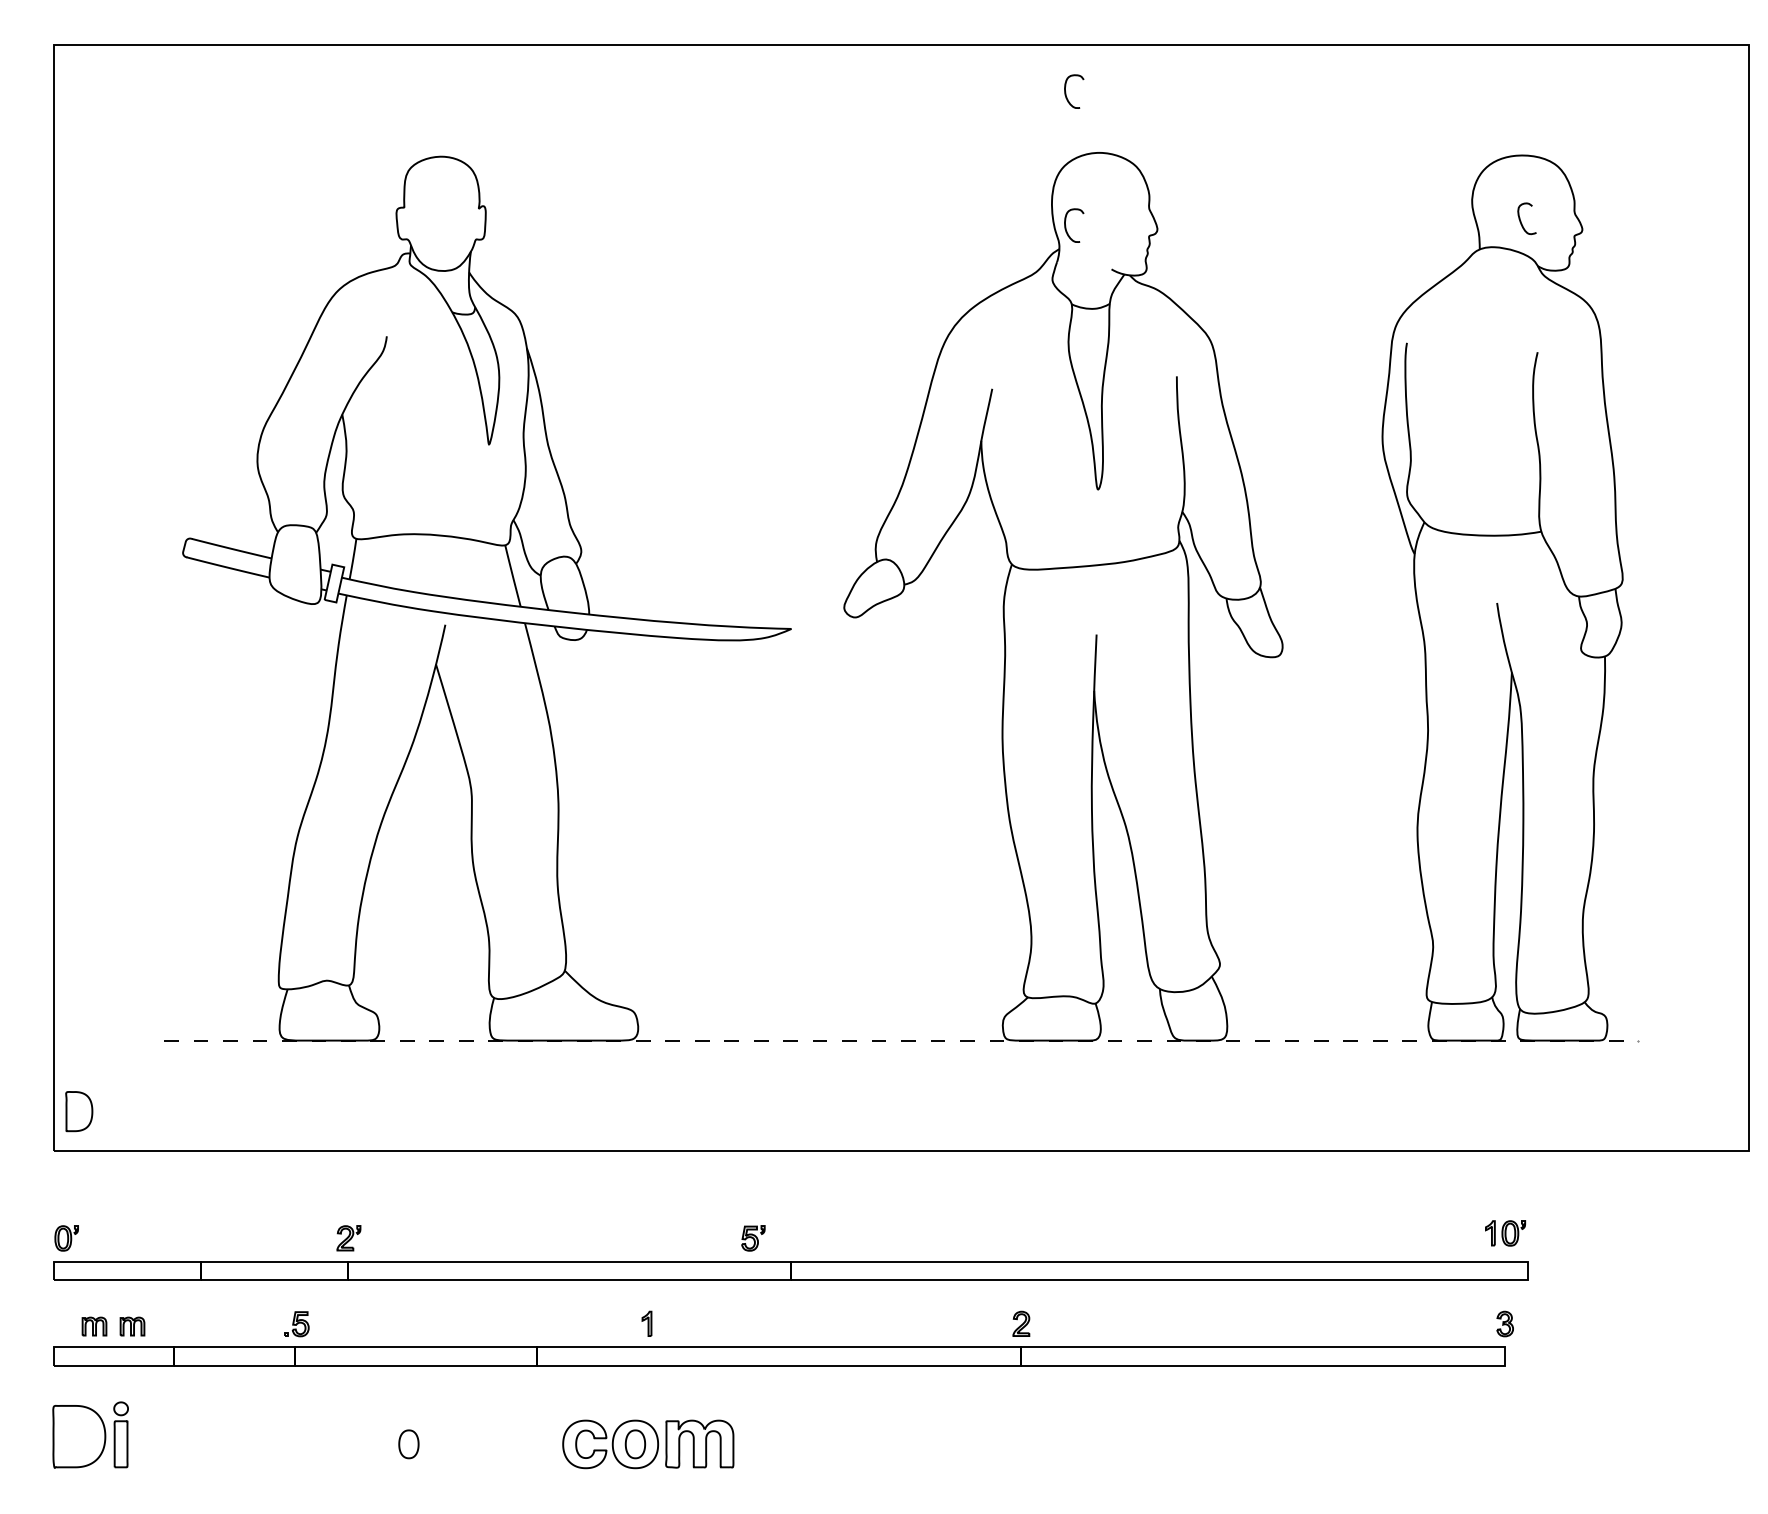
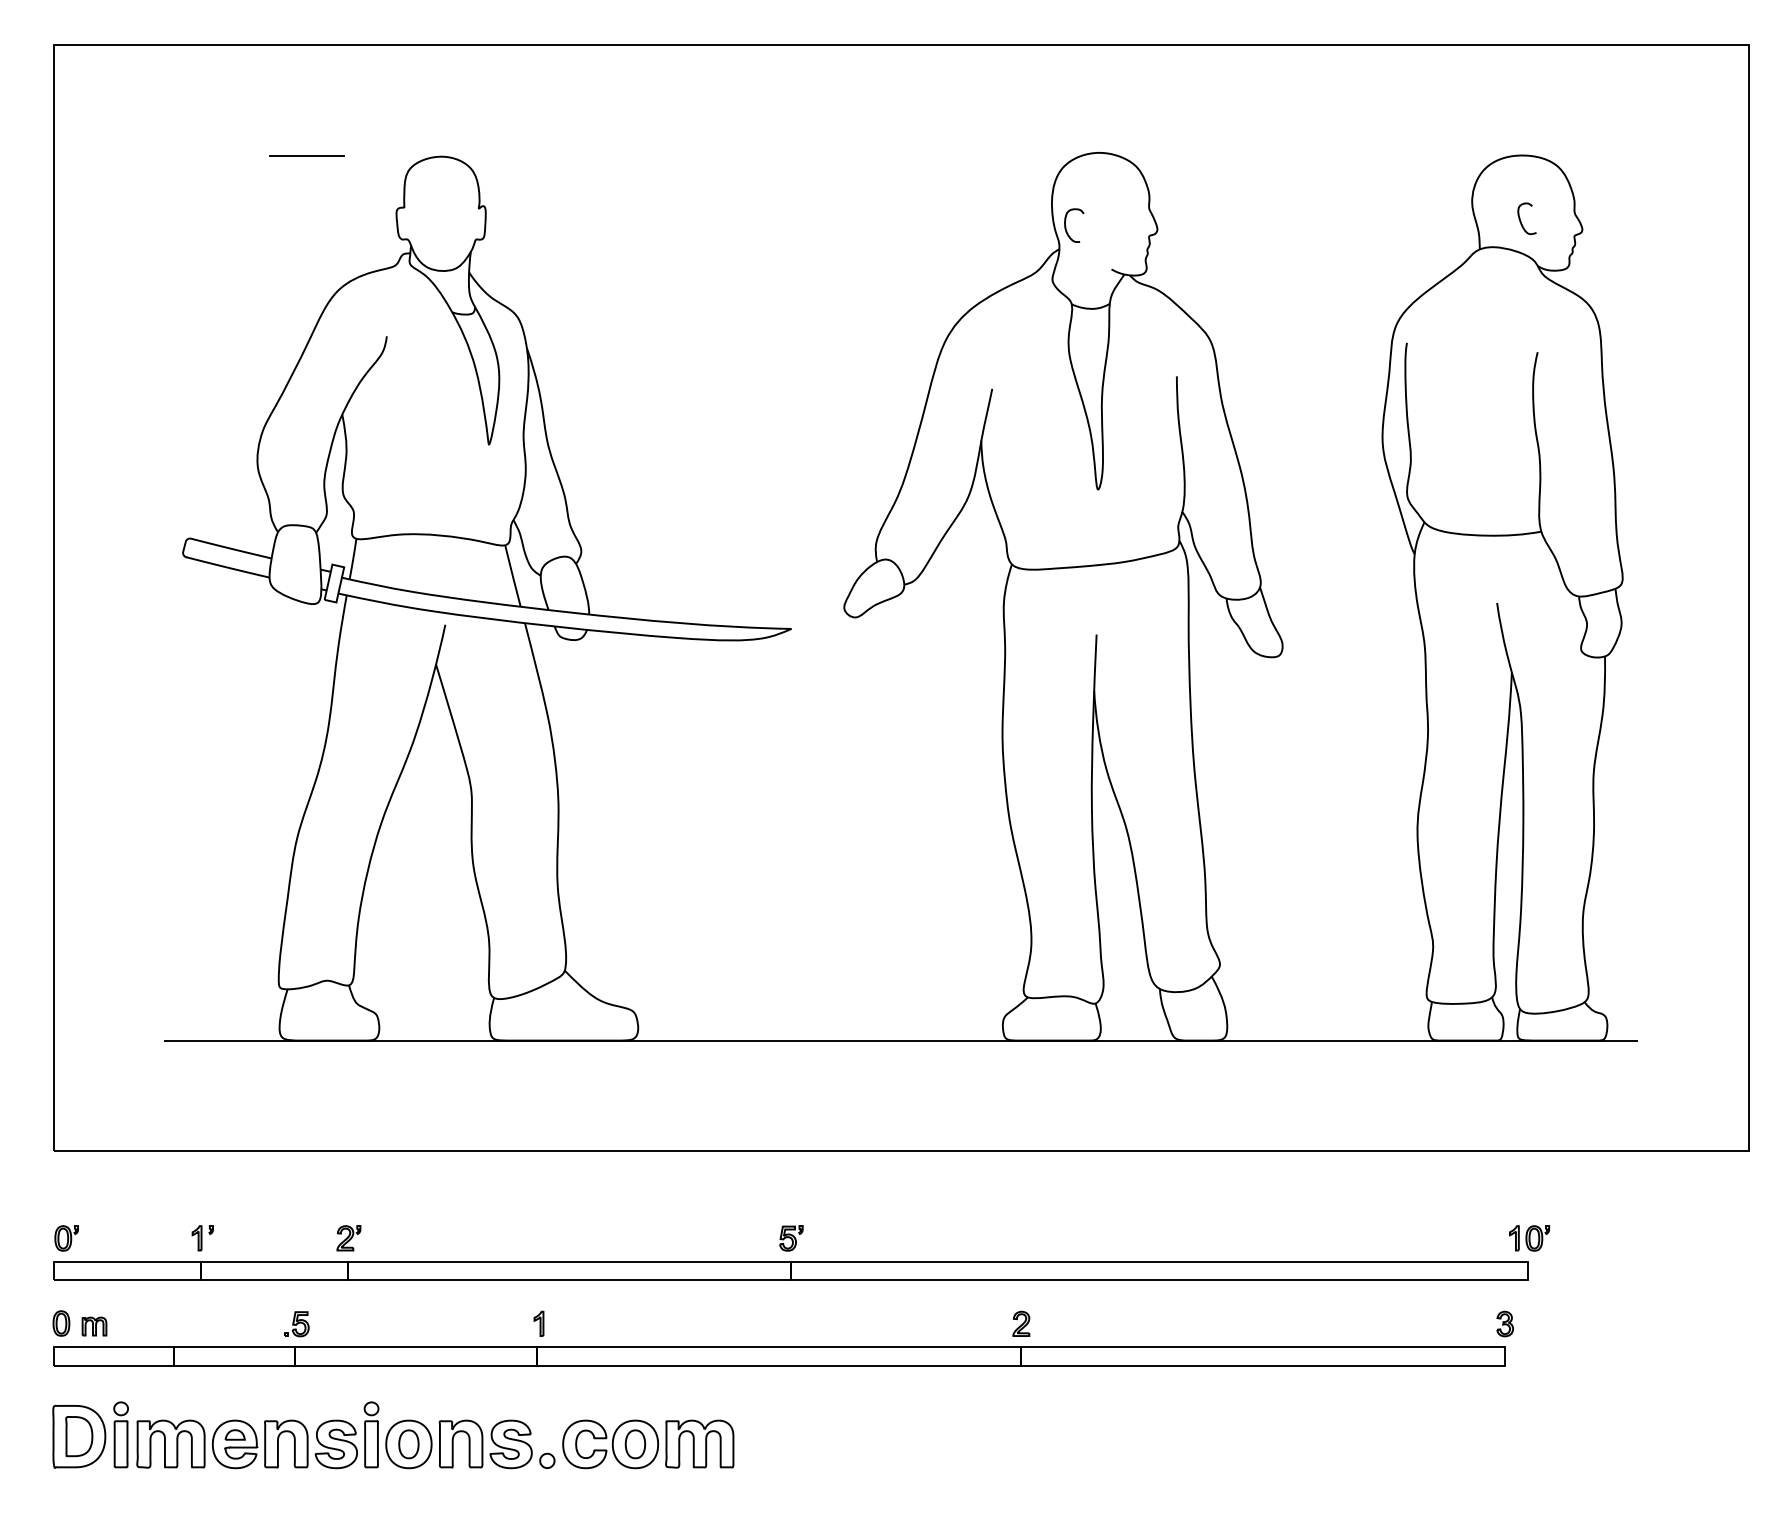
curve: present -> none (1066, 92)
line: none -> present (306, 156)
line: dashed -> solid (901, 1040)
part position: (79, 1111) -> (79, 1436) (79, 1436)
part position: (1505, 1233) -> (1529, 1238) (1529, 1238)
part: none -> present (202, 1238)
part position: (753, 1238) -> (791, 1238) (791, 1238)
part: none -> present (61, 1323)
part position: (646, 1323) -> (538, 1323) (538, 1323)
part: present -> none (132, 1326)
part: none -> present (345, 1435)
